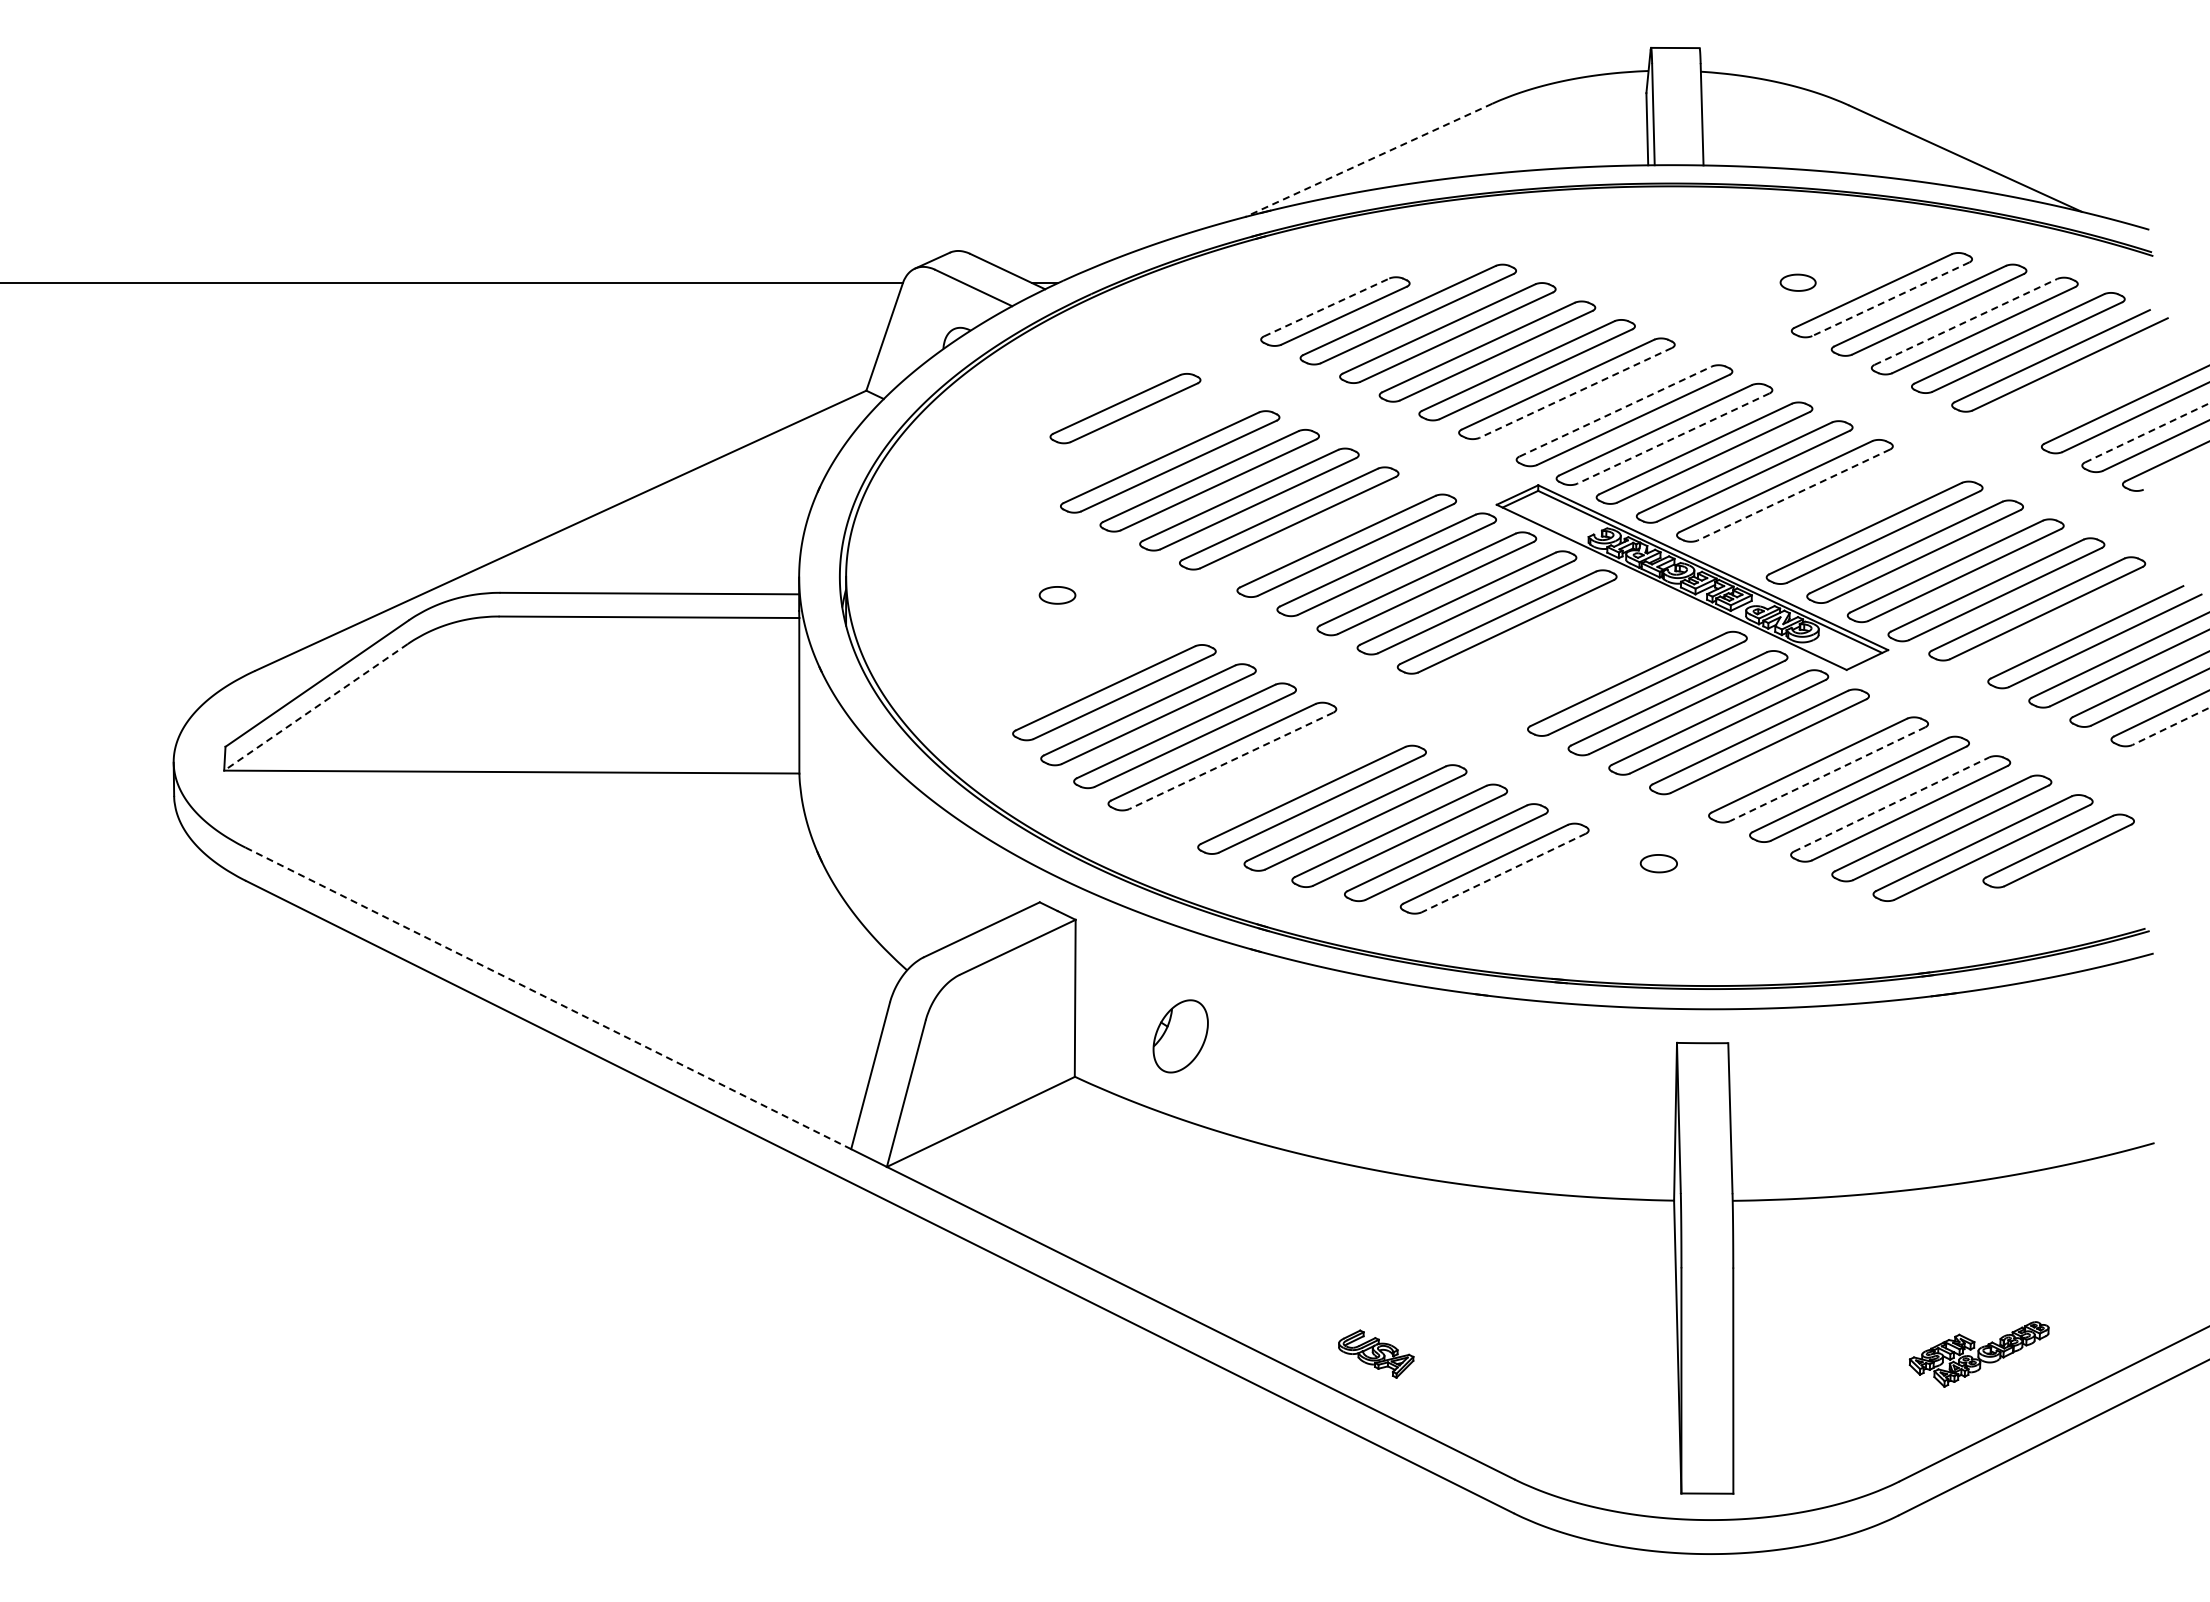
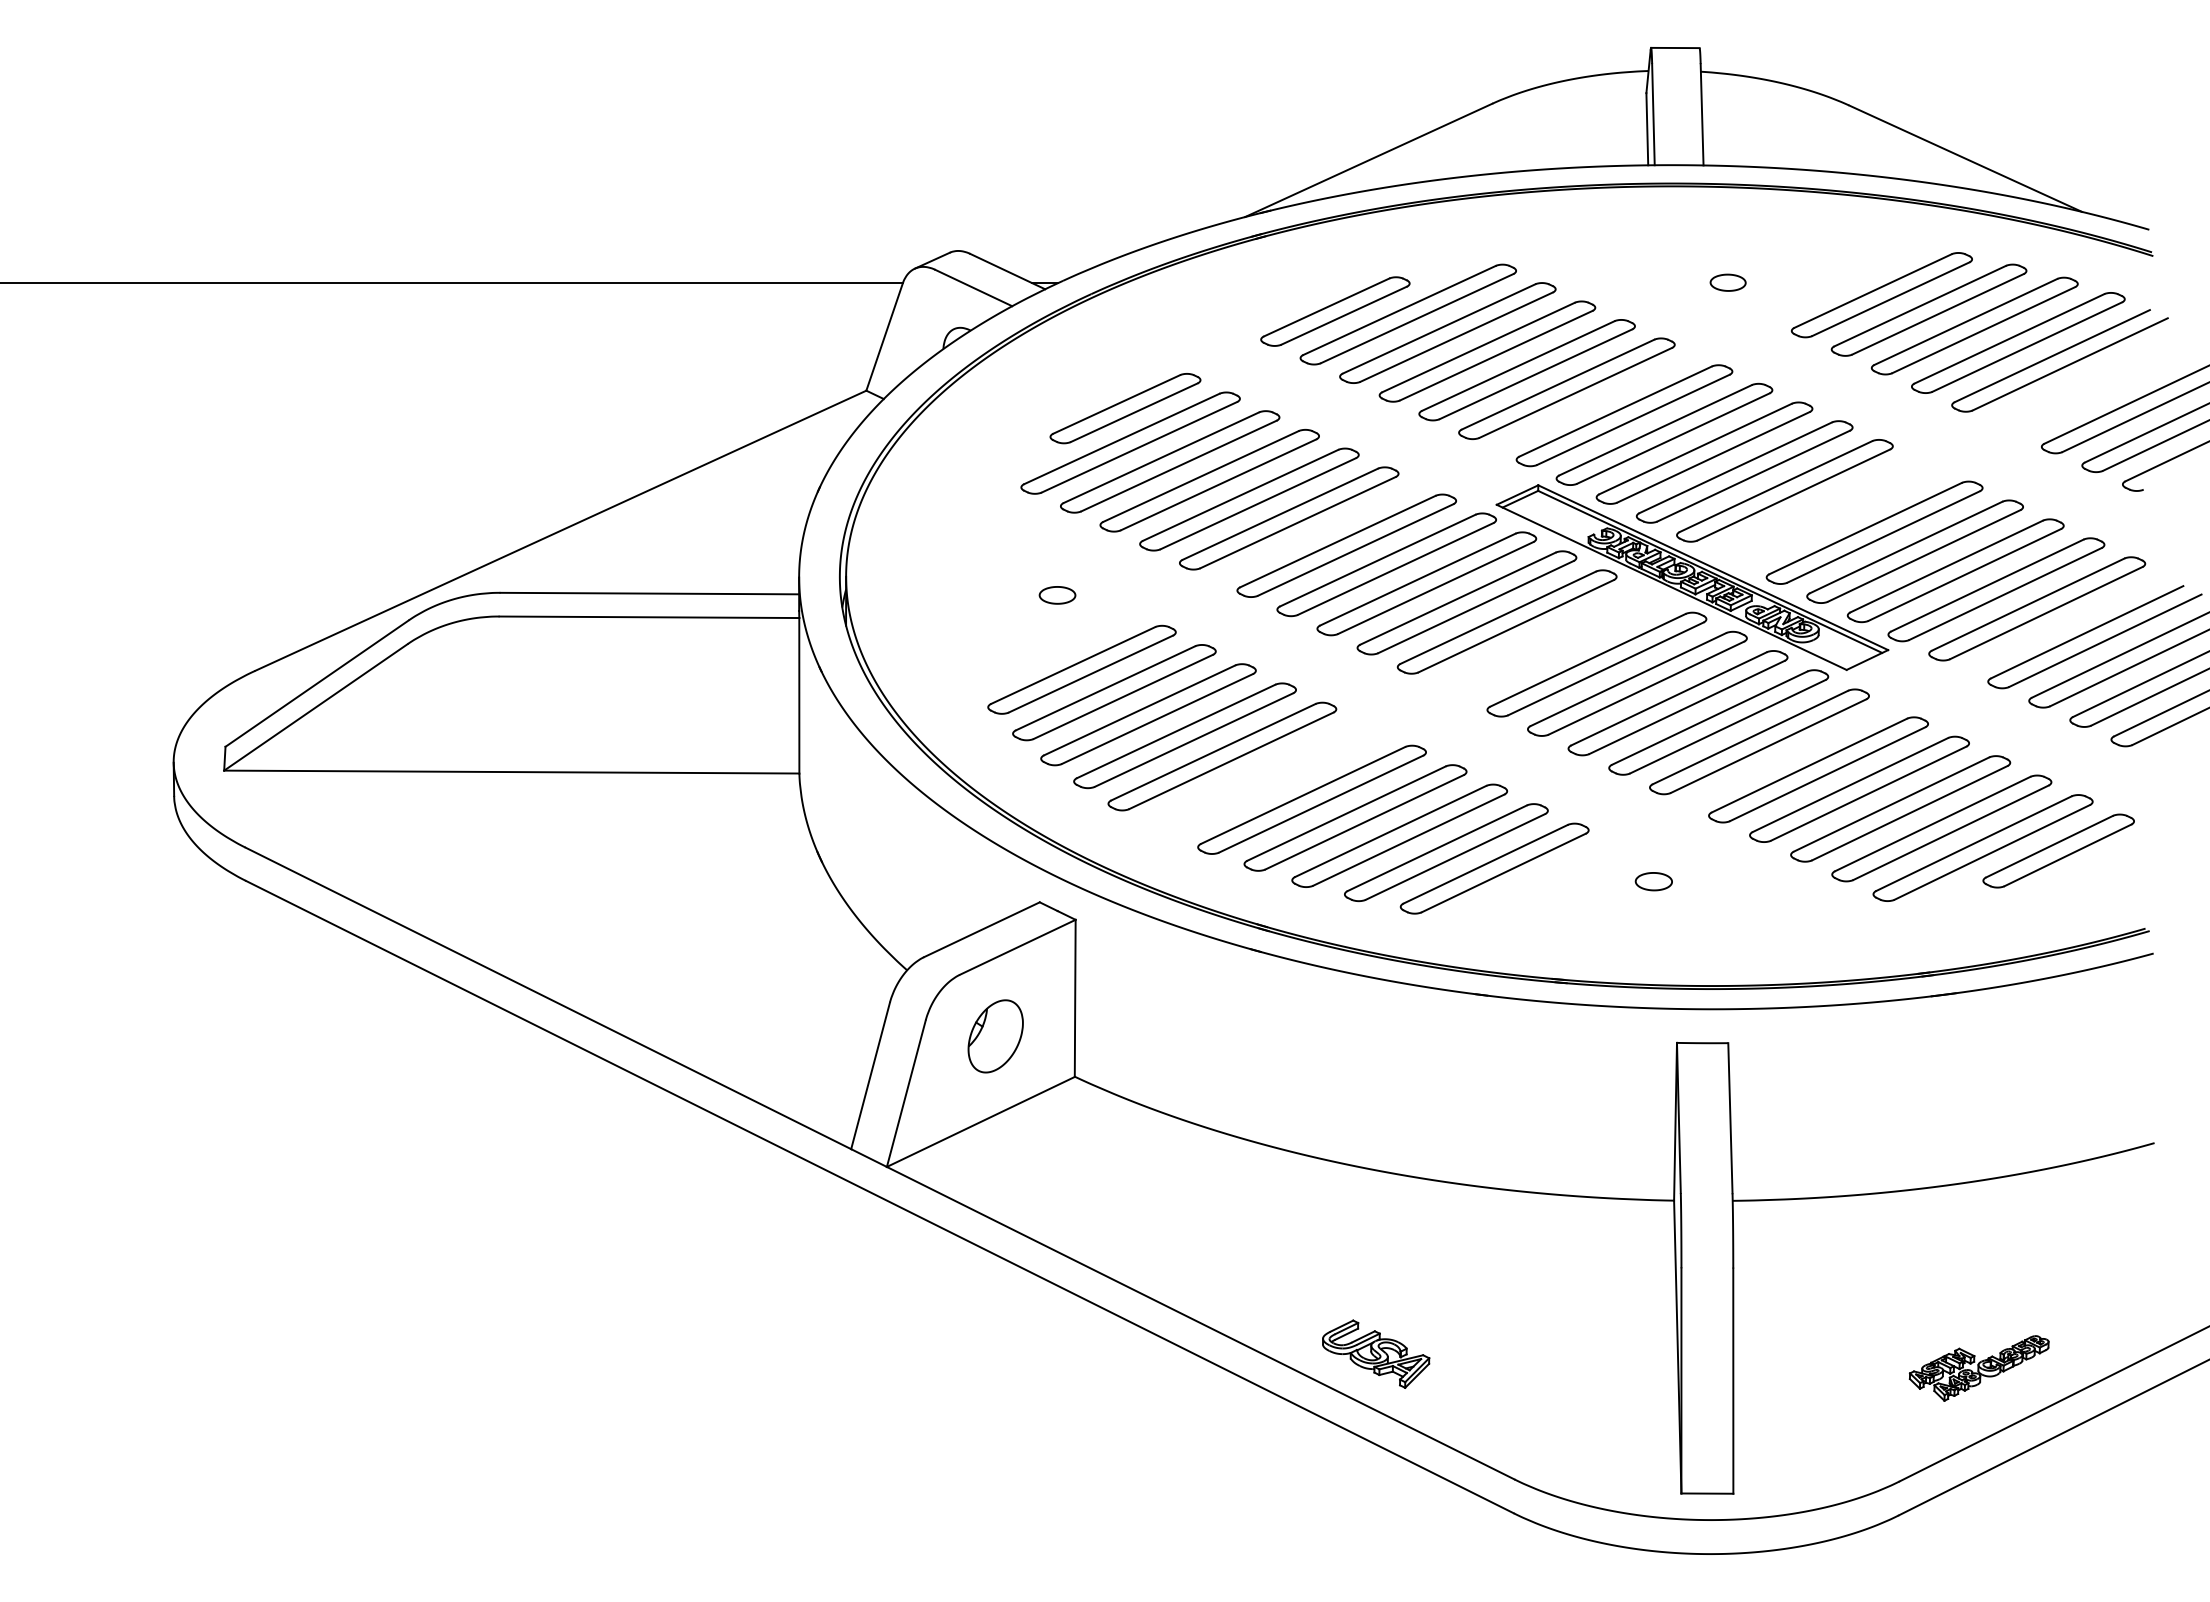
line: dashed -> solid (1368, 160)
part position: (1797, 282) -> (1727, 282) (1727, 282)
line: dashed -> solid (1890, 299)
line: dashed -> solid (1326, 307)
line: dashed -> solid (1965, 321)
line: dashed -> solid (1575, 393)
line: dashed -> solid (1616, 411)
line: dashed -> solid (2147, 432)
line: dashed -> solid (1672, 438)
part: none -> present (1130, 442)
line: dashed -> solid (1793, 495)
part: none -> present (1596, 664)
part: none -> present (1081, 669)
line: dashed -> solid (315, 707)
line: dashed -> solid (2171, 726)
line: dashed -> solid (1231, 760)
line: dashed -> solid (1827, 774)
line: dashed -> solid (1891, 804)
part position: (1658, 863) -> (1653, 881) (1653, 881)
line: dashed -> solid (1503, 873)
line: dashed -> solid (548, 998)
part position: (1180, 1036) -> (995, 1036) (995, 1036)
part size: 77x50 px -> 109x70 px (1376, 1353)
part position: (1978, 1354) -> (1978, 1368) (1978, 1368)
